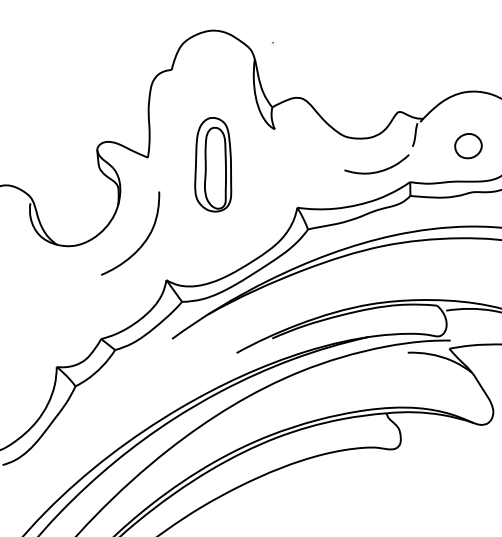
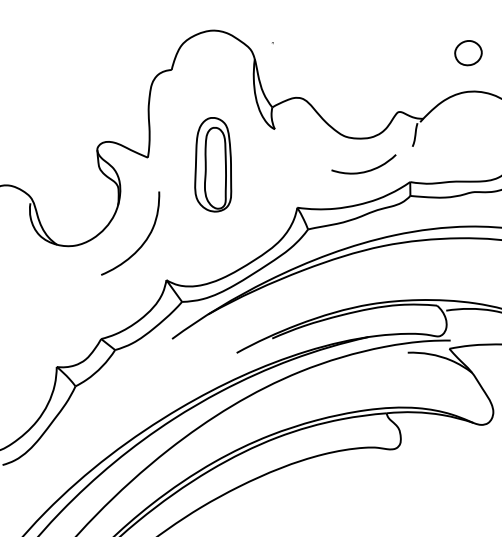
part position: (468, 146) -> (468, 53) (468, 53)
curve position: (379, 170) -> (366, 170) (366, 170)
